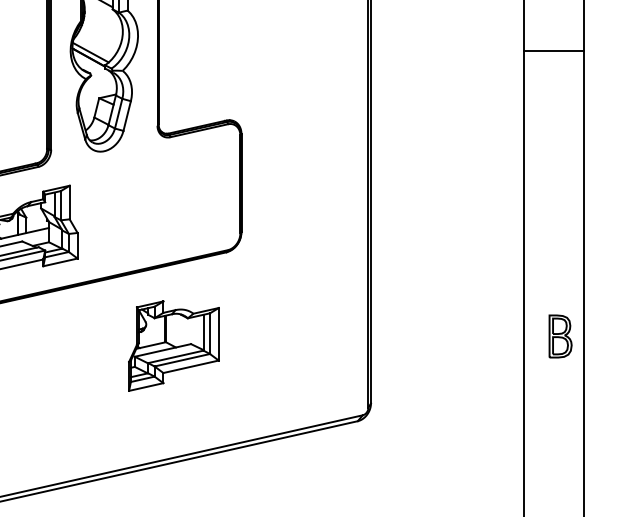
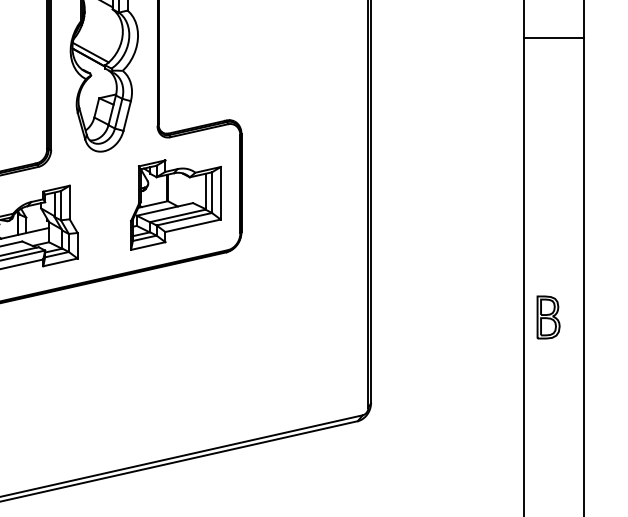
line position: (554, 50) -> (554, 37) (554, 37)
part position: (560, 336) -> (548, 317) (548, 317)
part position: (173, 345) -> (175, 204) (175, 204)
